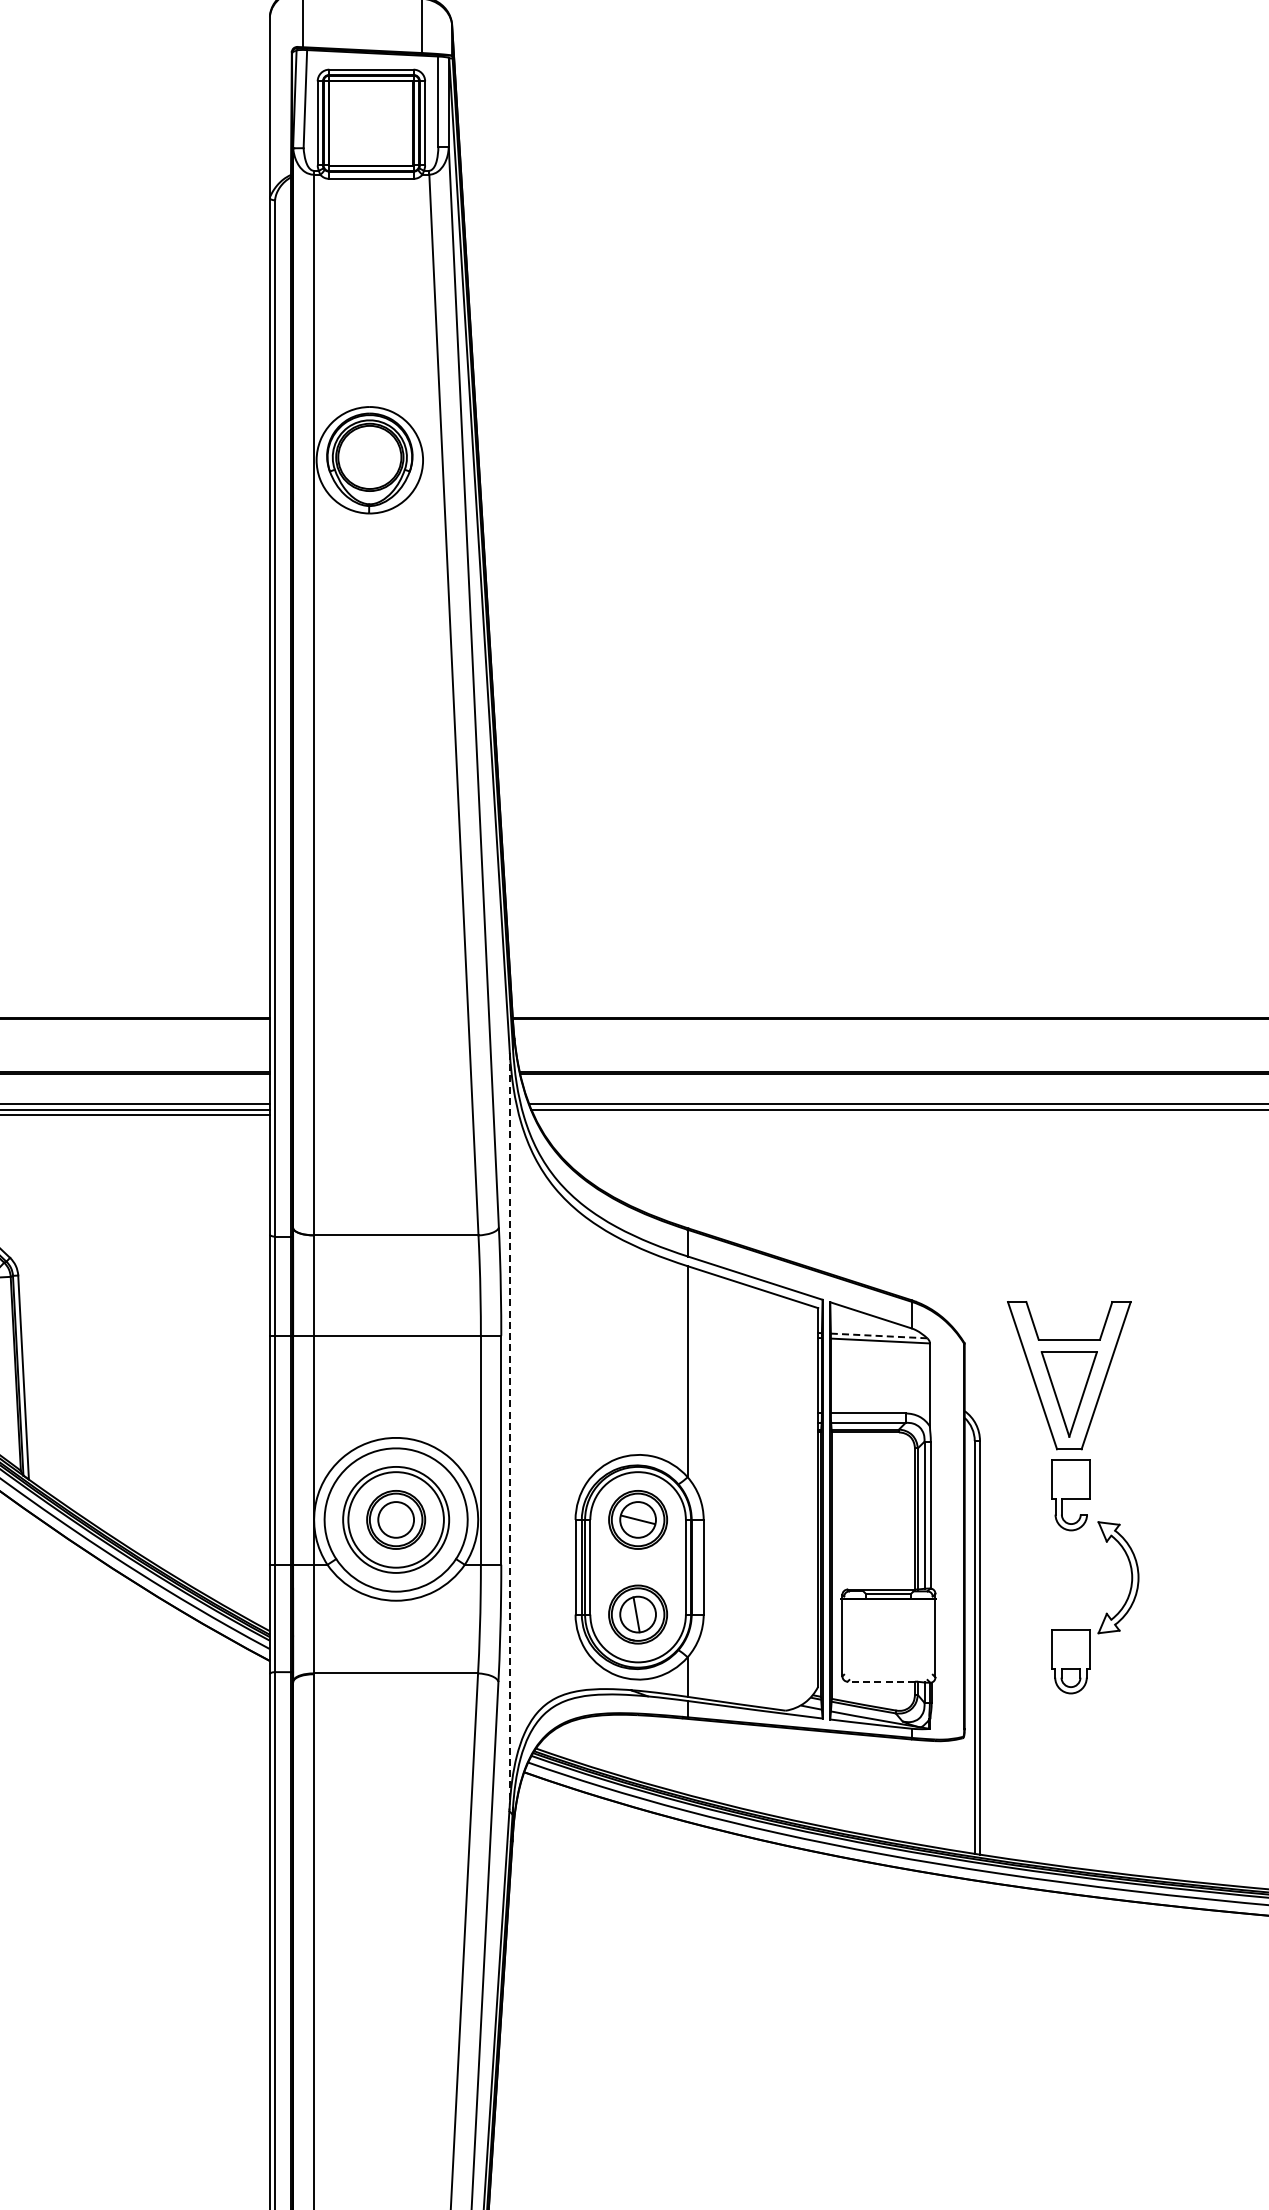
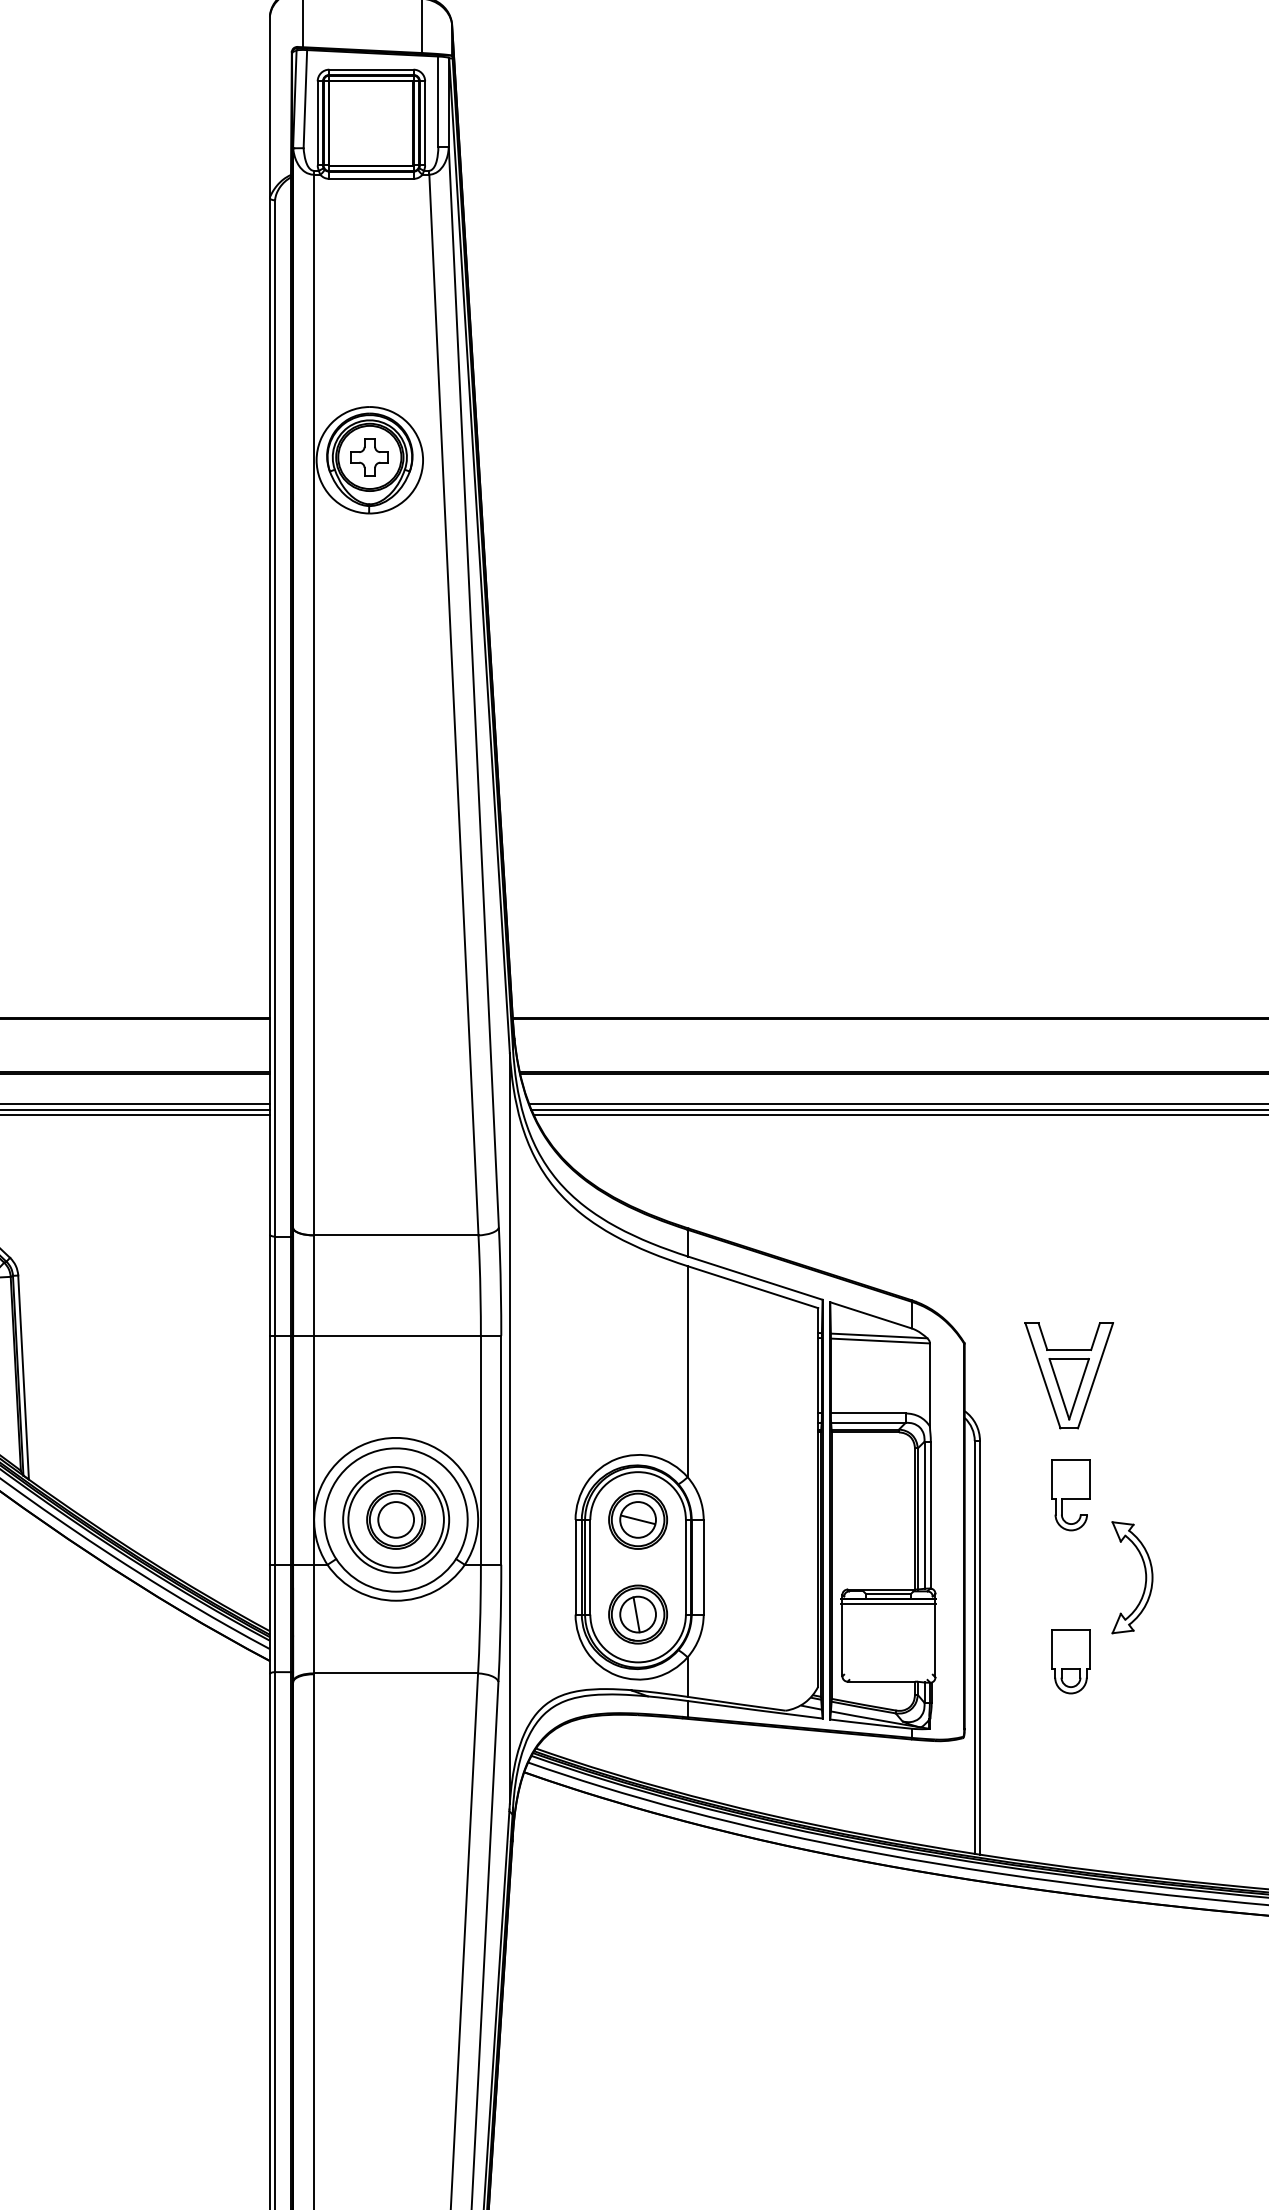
part: none -> present (369, 457)
line: none -> present (899, 1114)
line: dashed -> solid (878, 1335)
part size: 125x150 px -> 90x108 px (1068, 1375)
line: dashed -> solid (509, 1428)
part position: (1131, 1577) -> (1145, 1577) (1145, 1577)
line: none -> present (888, 1604)
line: dashed -> solid (881, 1681)
